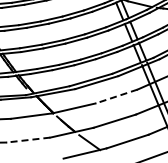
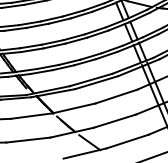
line: dashed -> solid (116, 96)
line: dashed -> solid (27, 140)
